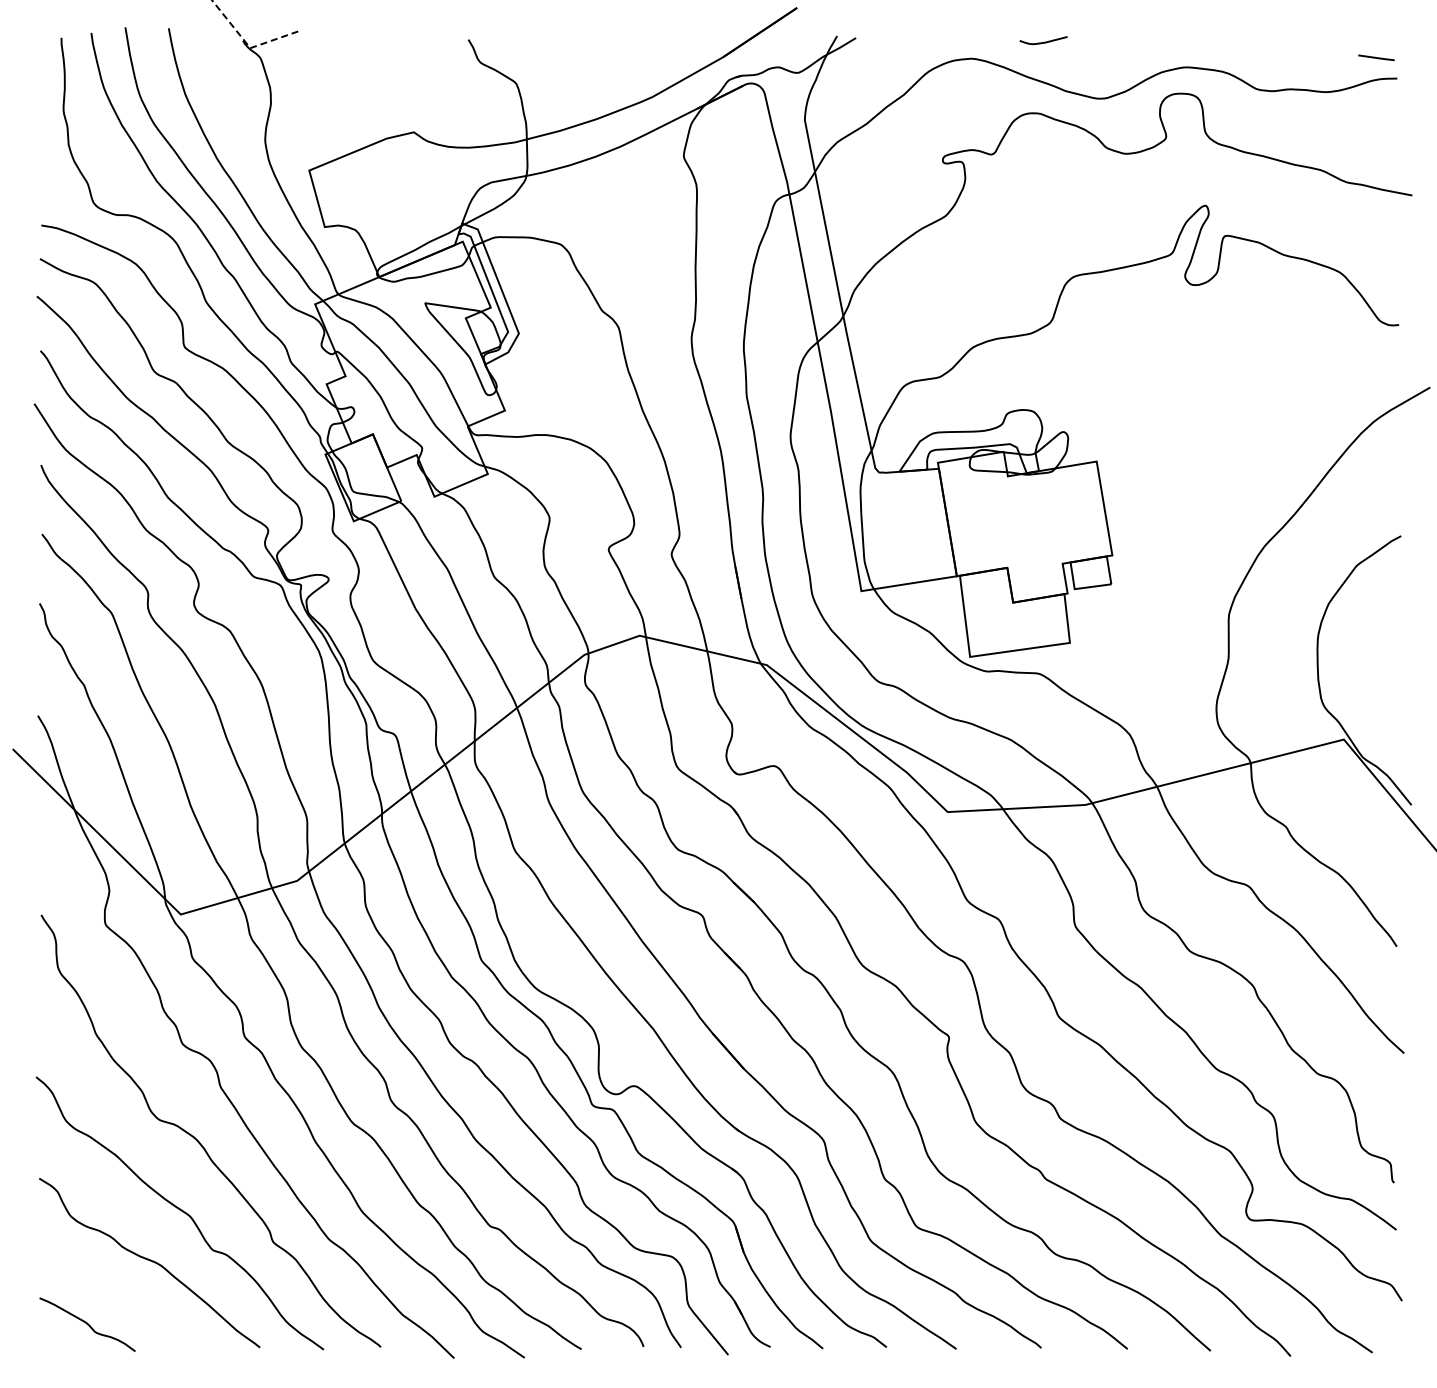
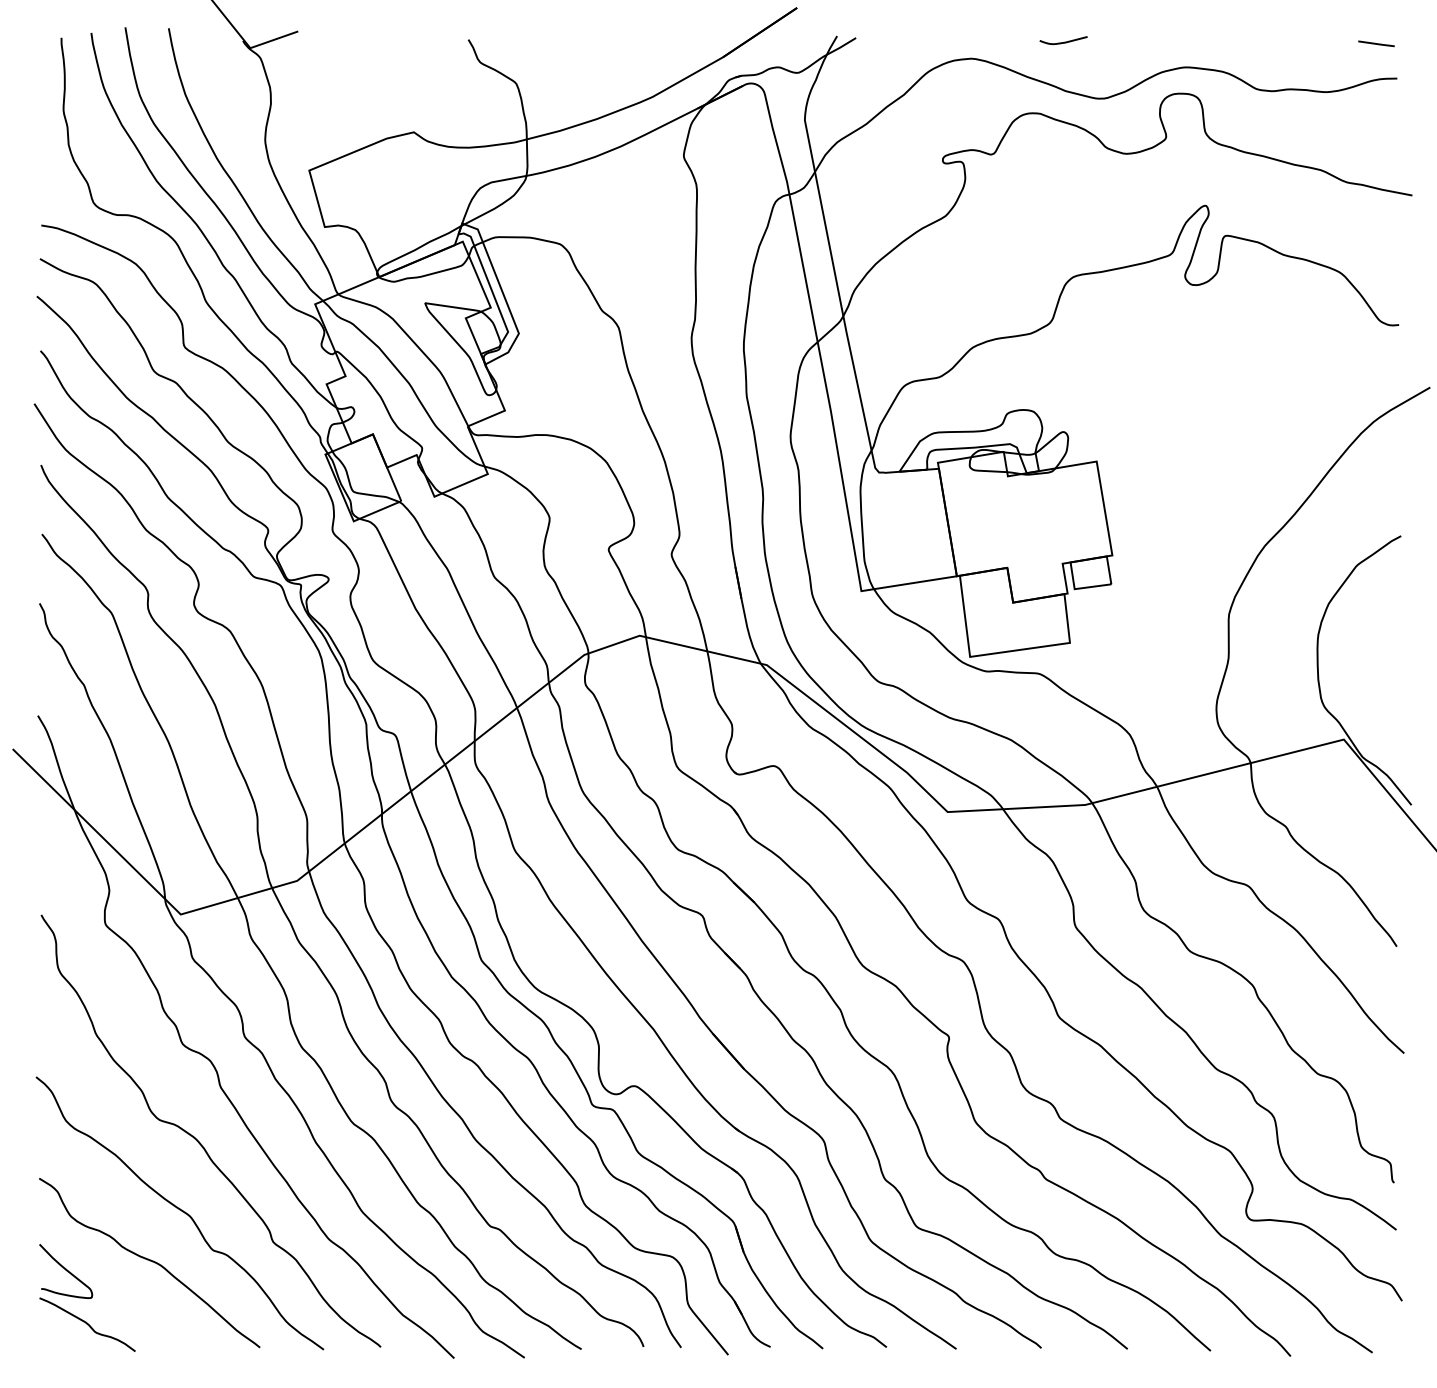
curve position: (1044, 41) -> (1064, 41) (1064, 41)
line: dashed -> solid (247, 44)
line position: (1376, 57) -> (1376, 43) (1376, 43)
curve: none -> present (66, 1271)
